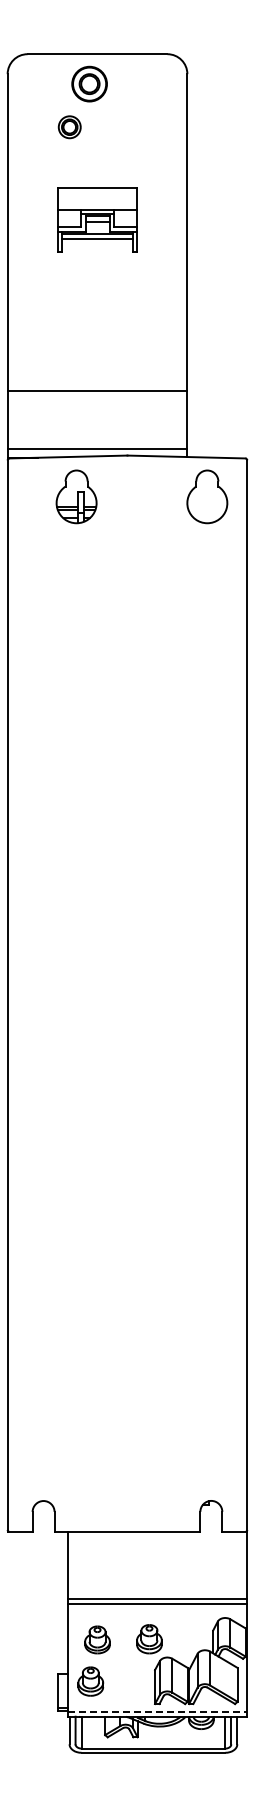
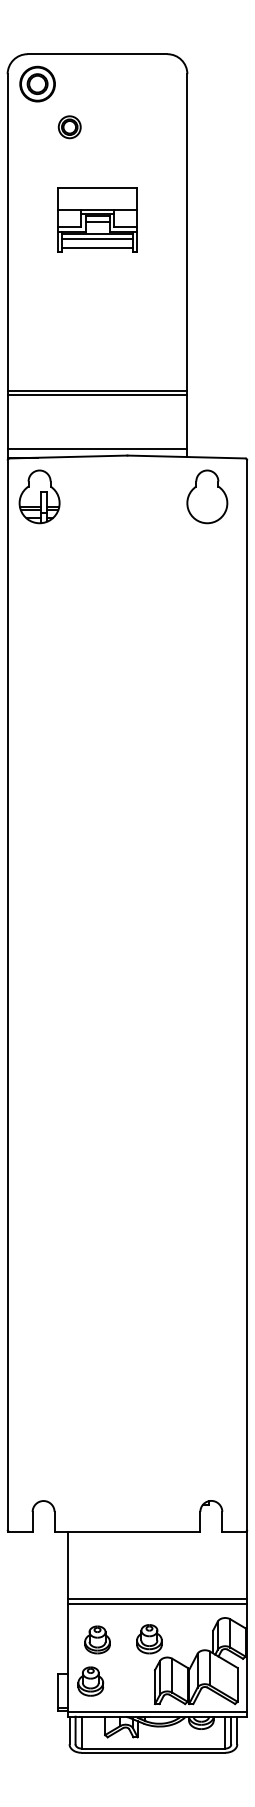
part position: (89, 83) -> (37, 83) (37, 83)
line: none -> present (97, 248)
line: none -> present (97, 395)
part position: (76, 496) -> (39, 496) (39, 496)
line: dashed -> solid (157, 1712)
